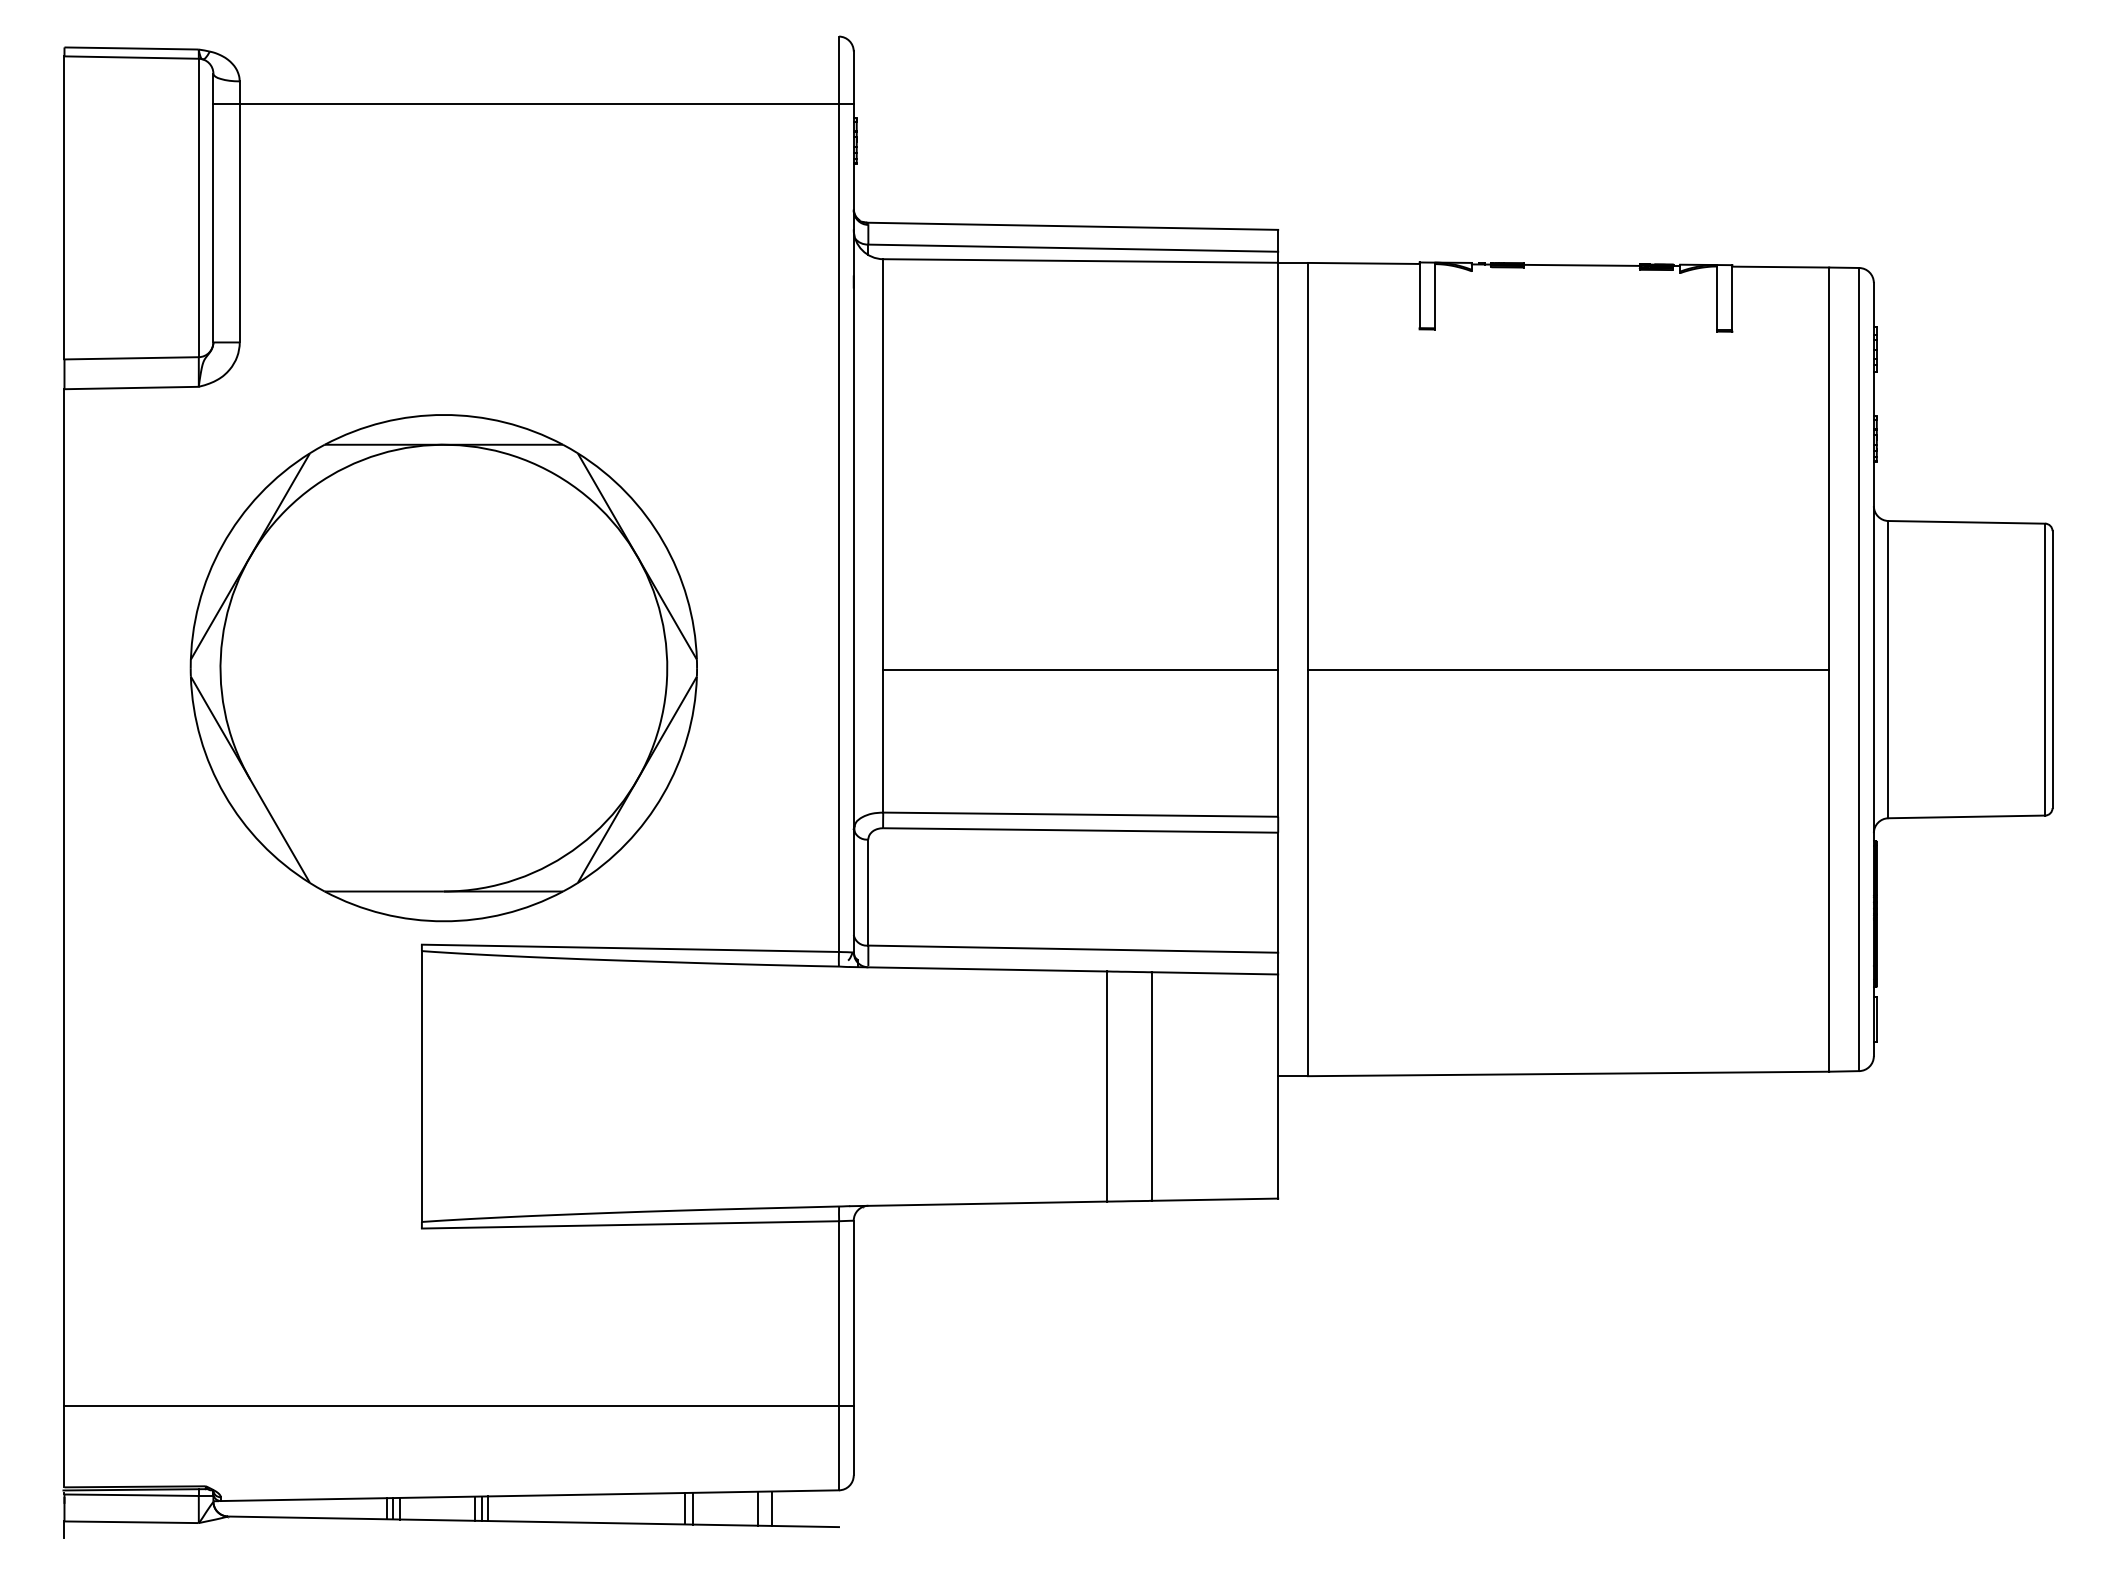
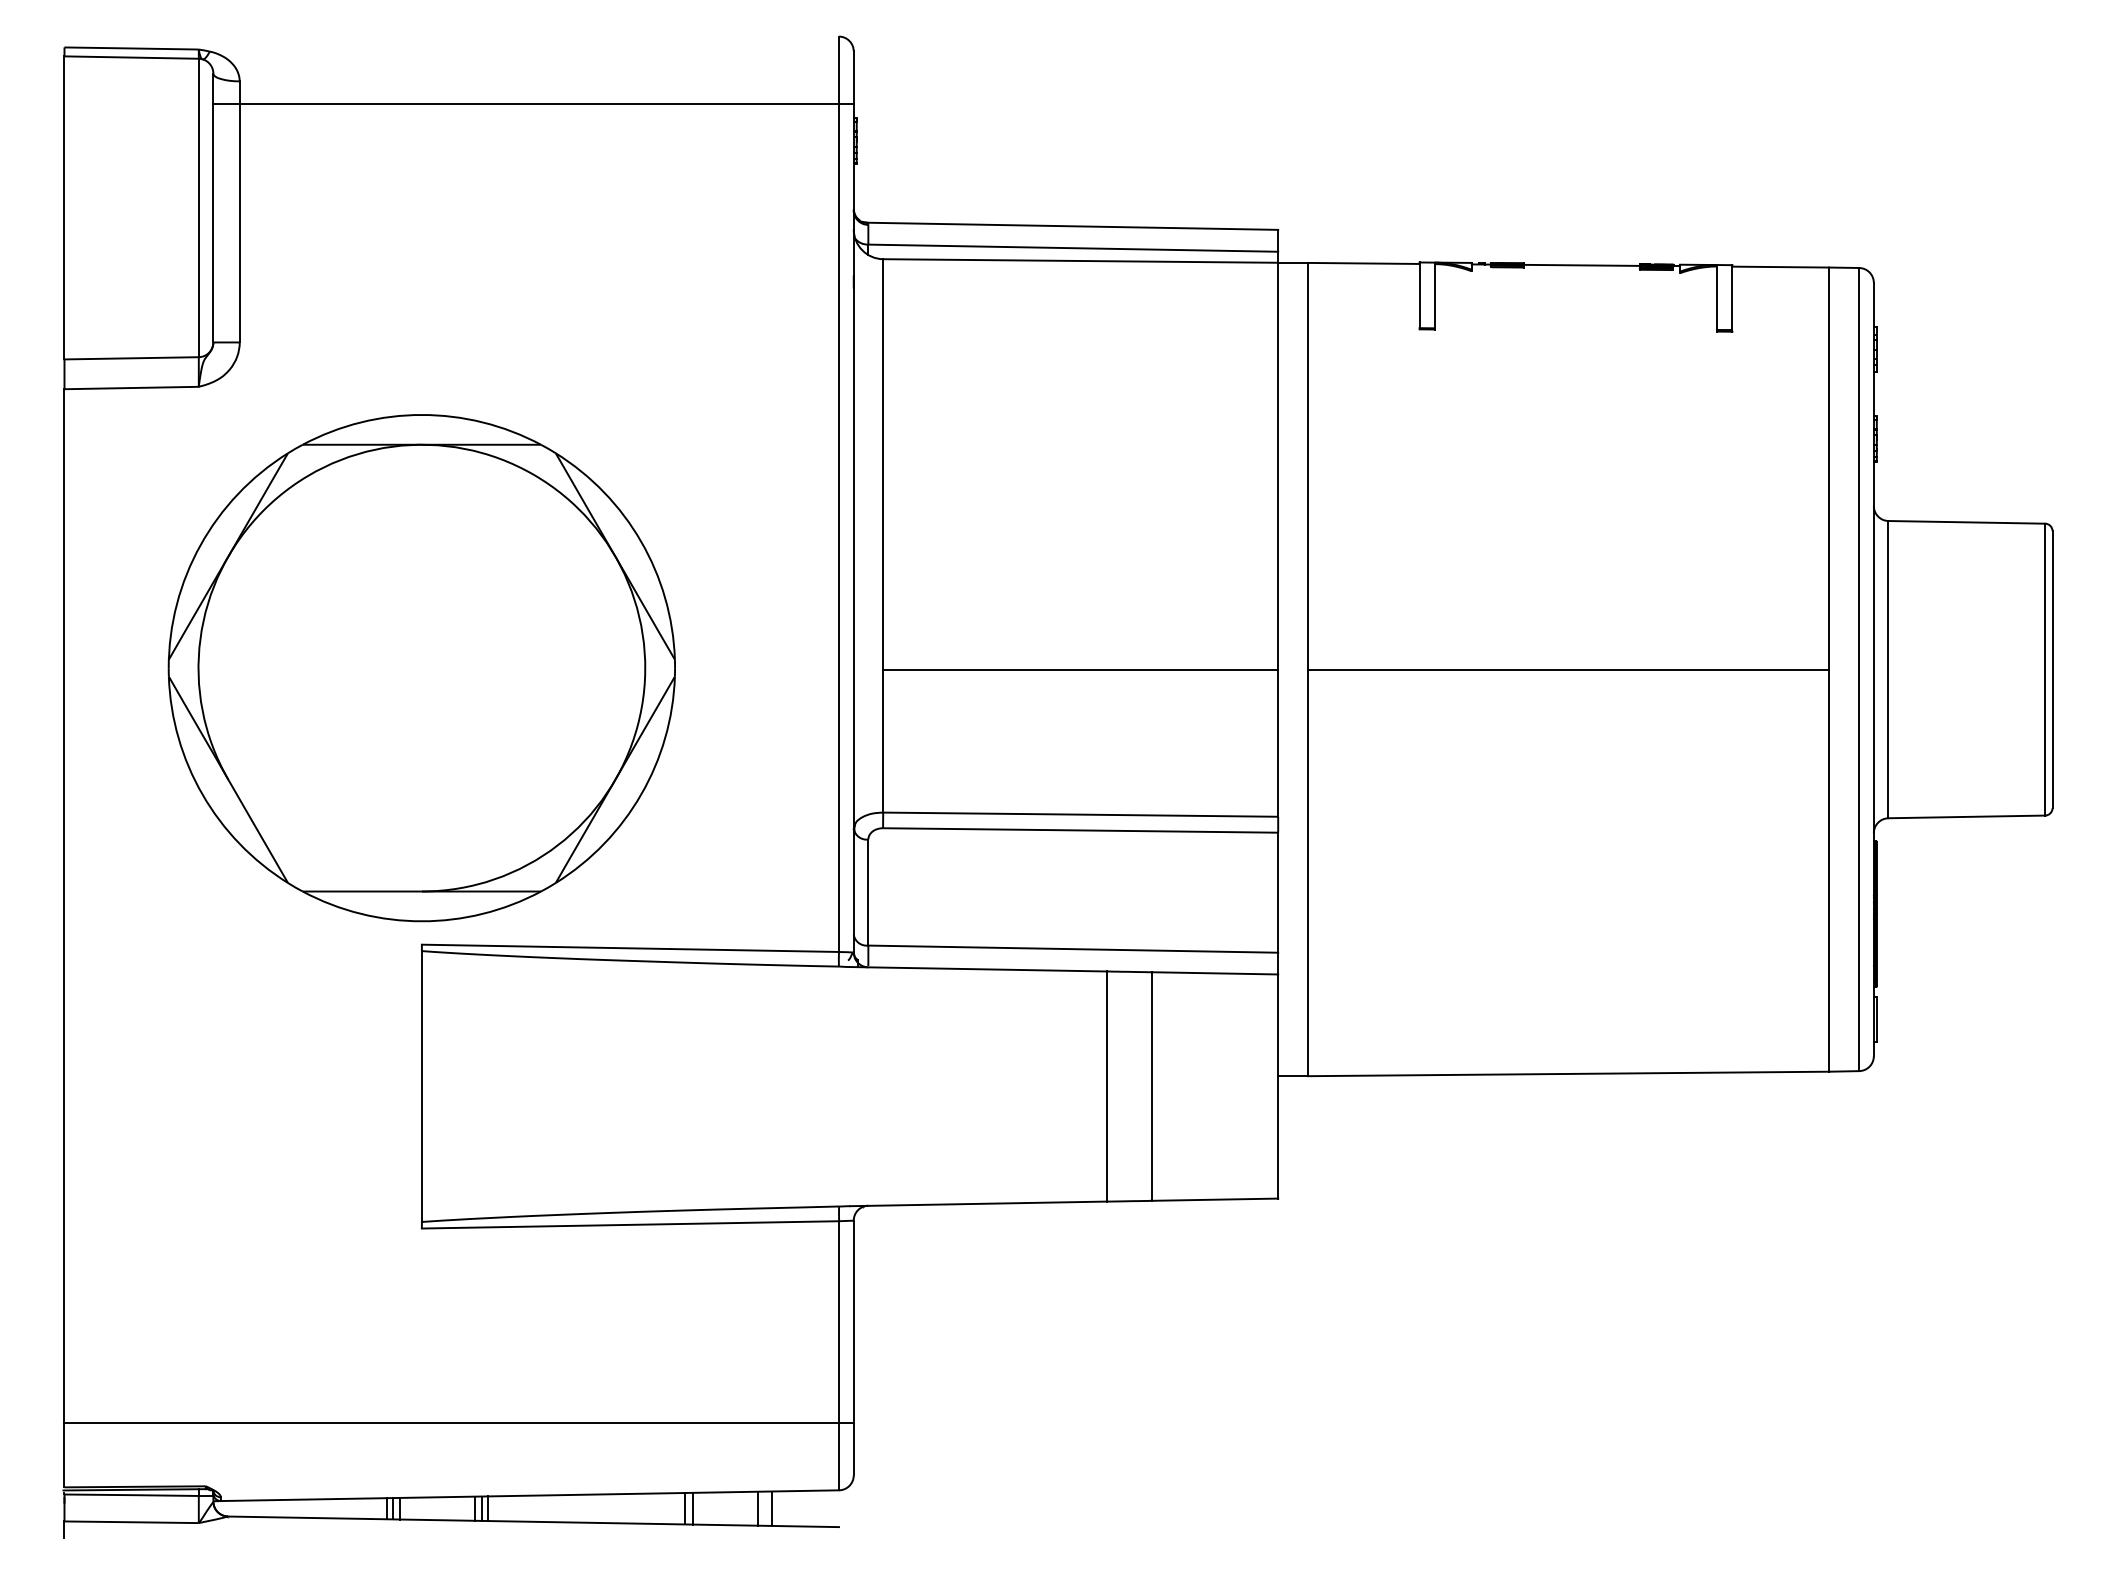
part position: (443, 668) -> (421, 668) (421, 668)
line position: (458, 1406) -> (458, 1423) (458, 1423)
